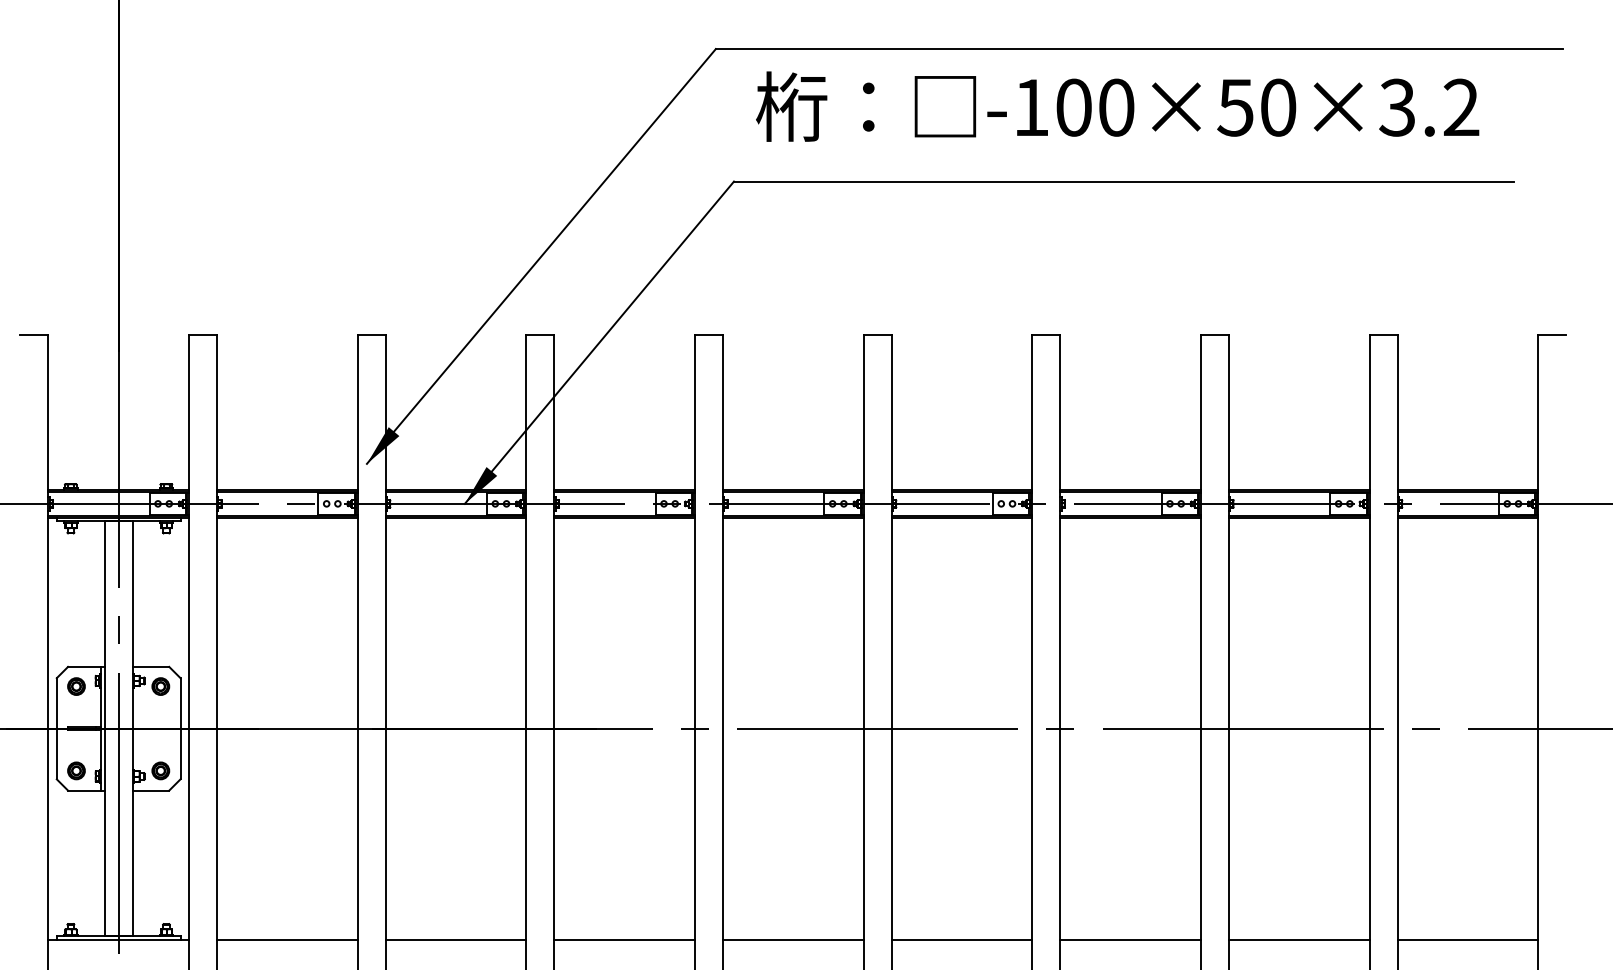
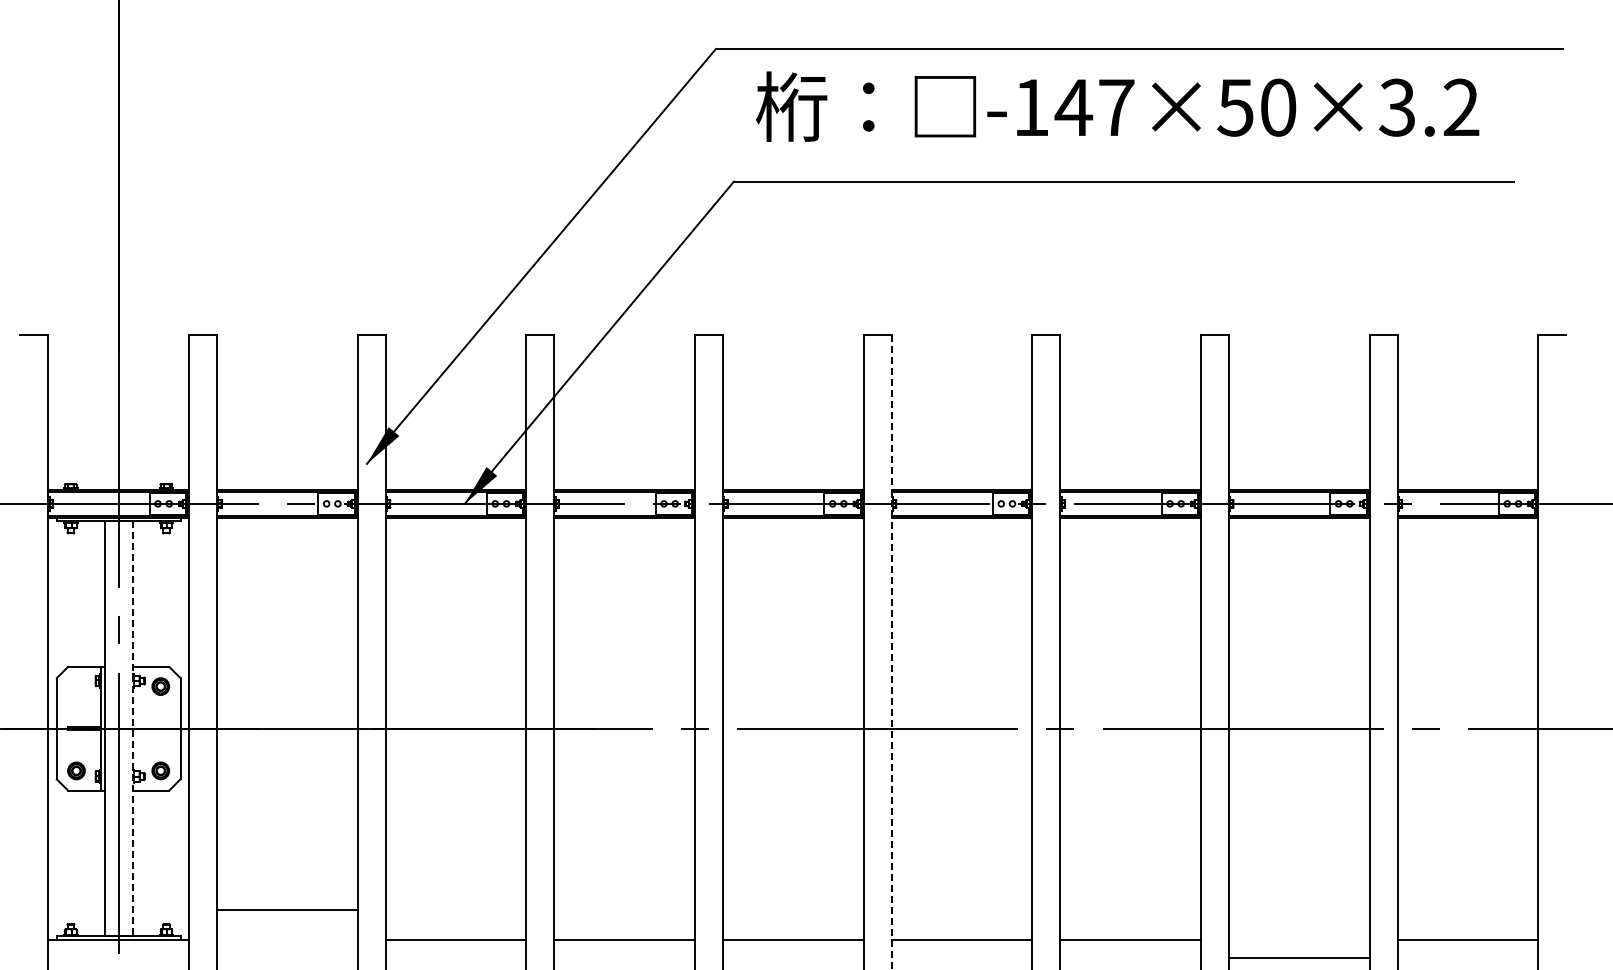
text: -100×50×3.2 -> -147×50×3.2 (1094, 107)
line: solid -> dashed (891, 652)
part: present -> none (76, 686)
line: solid -> dashed (132, 729)
line position: (287, 939) -> (287, 909) (287, 909)
line position: (1298, 939) -> (1298, 957) (1298, 957)
